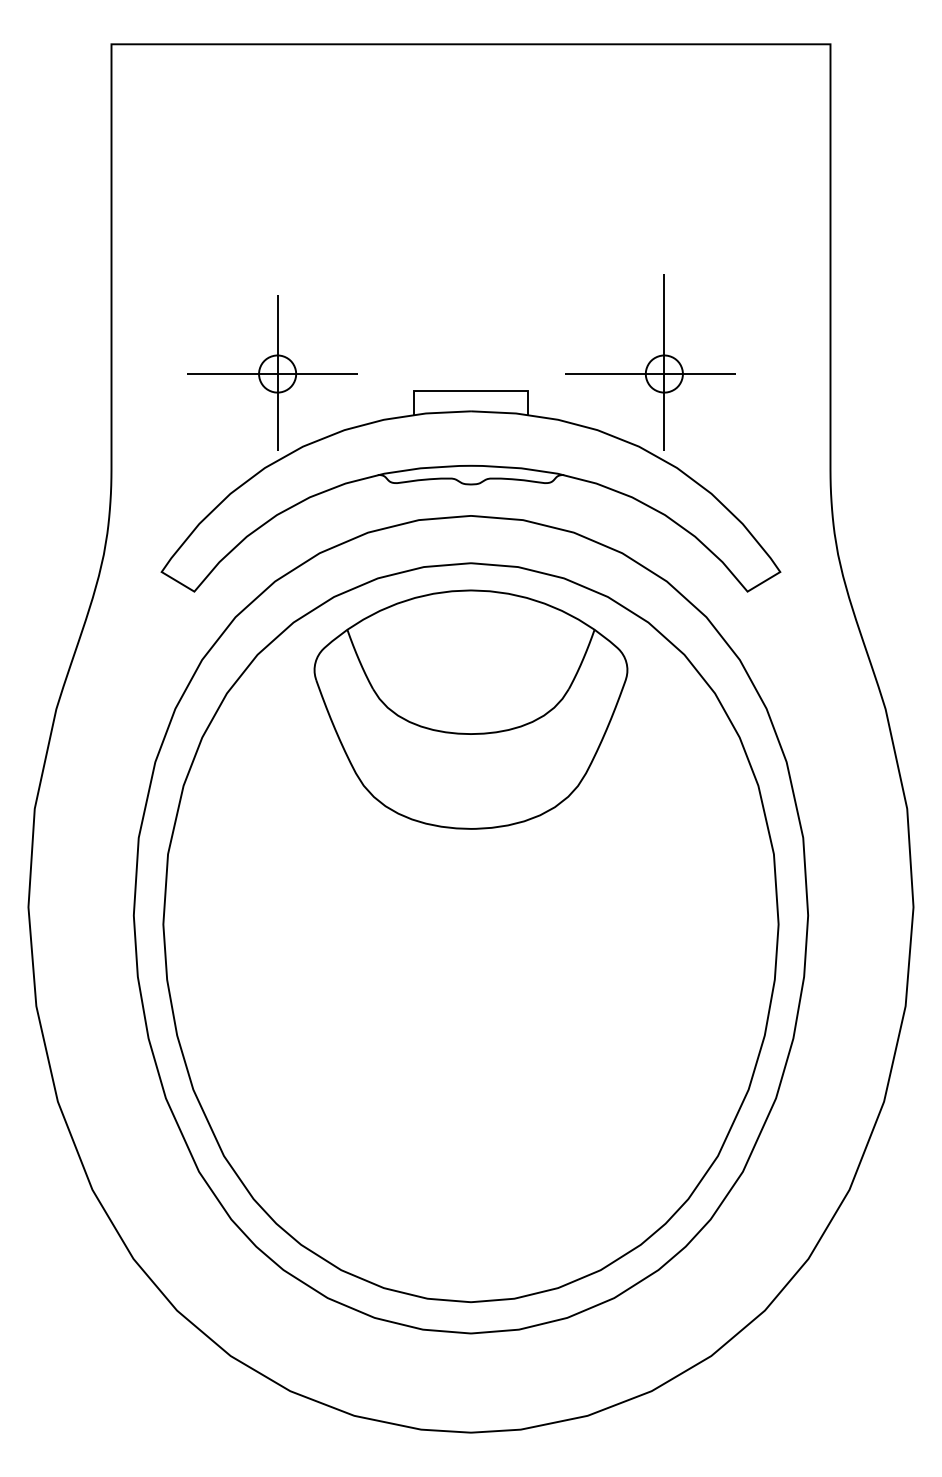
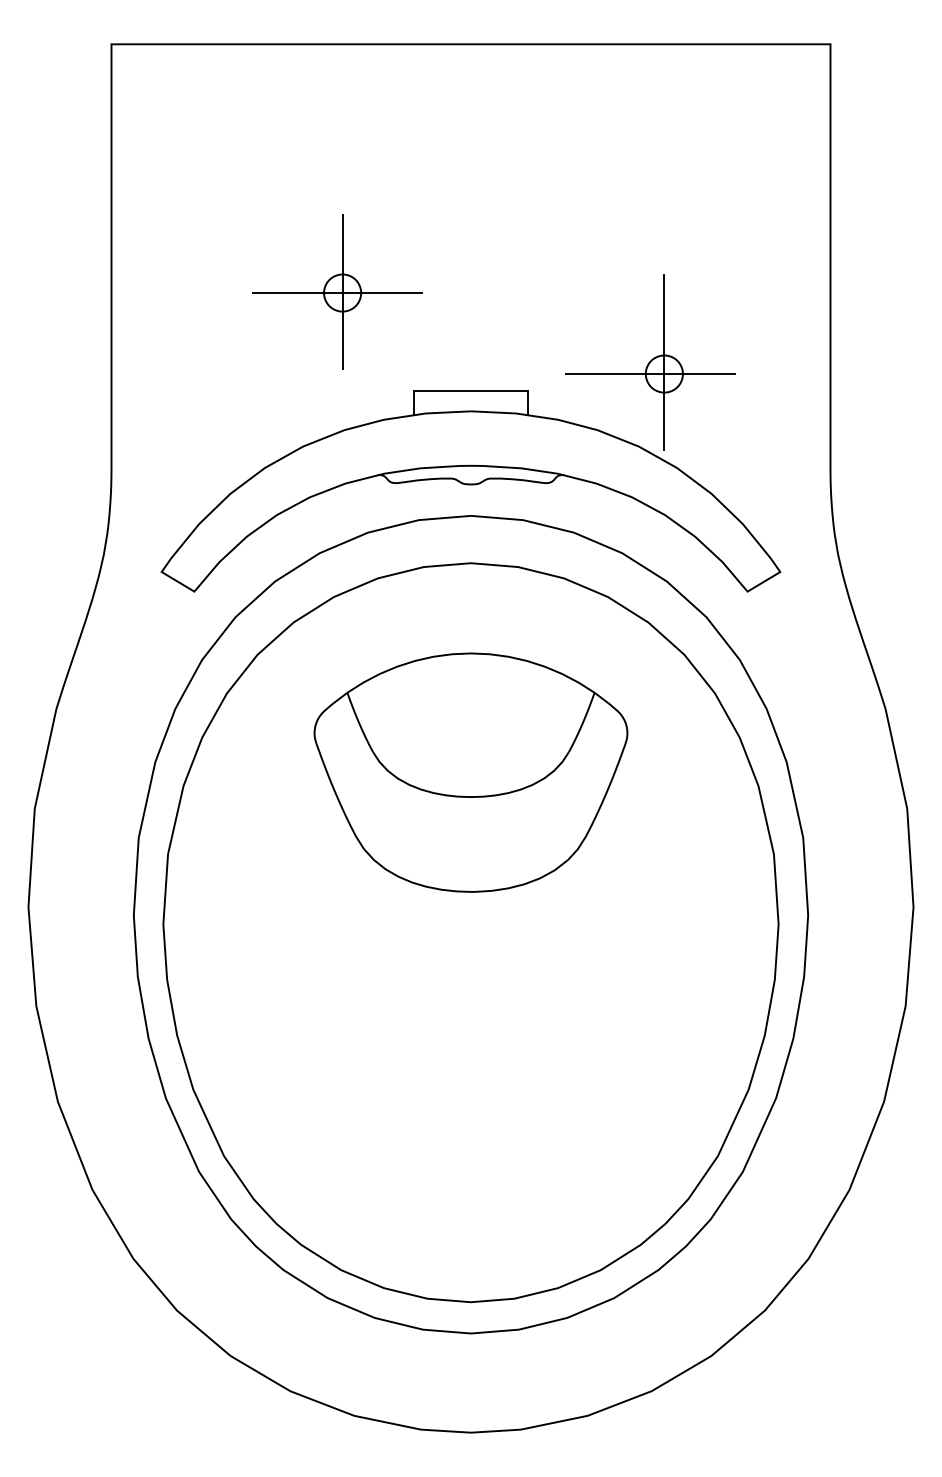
part position: (272, 372) -> (337, 291) (337, 291)
part position: (470, 709) -> (470, 772) (470, 772)
